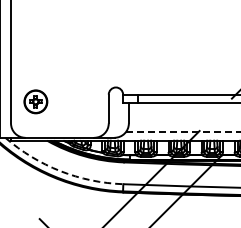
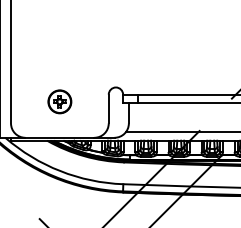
part position: (35, 101) -> (59, 101) (59, 101)
line: dashed -> solid (183, 132)
arc: dashed -> solid (60, 171)
